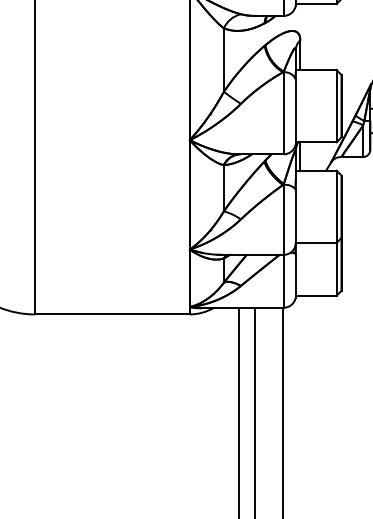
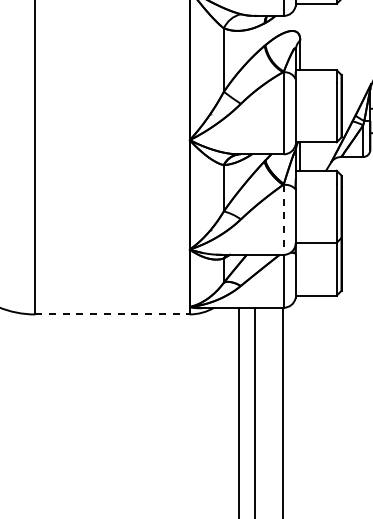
line: solid -> dashed (283, 219)
line: solid -> dashed (113, 314)
